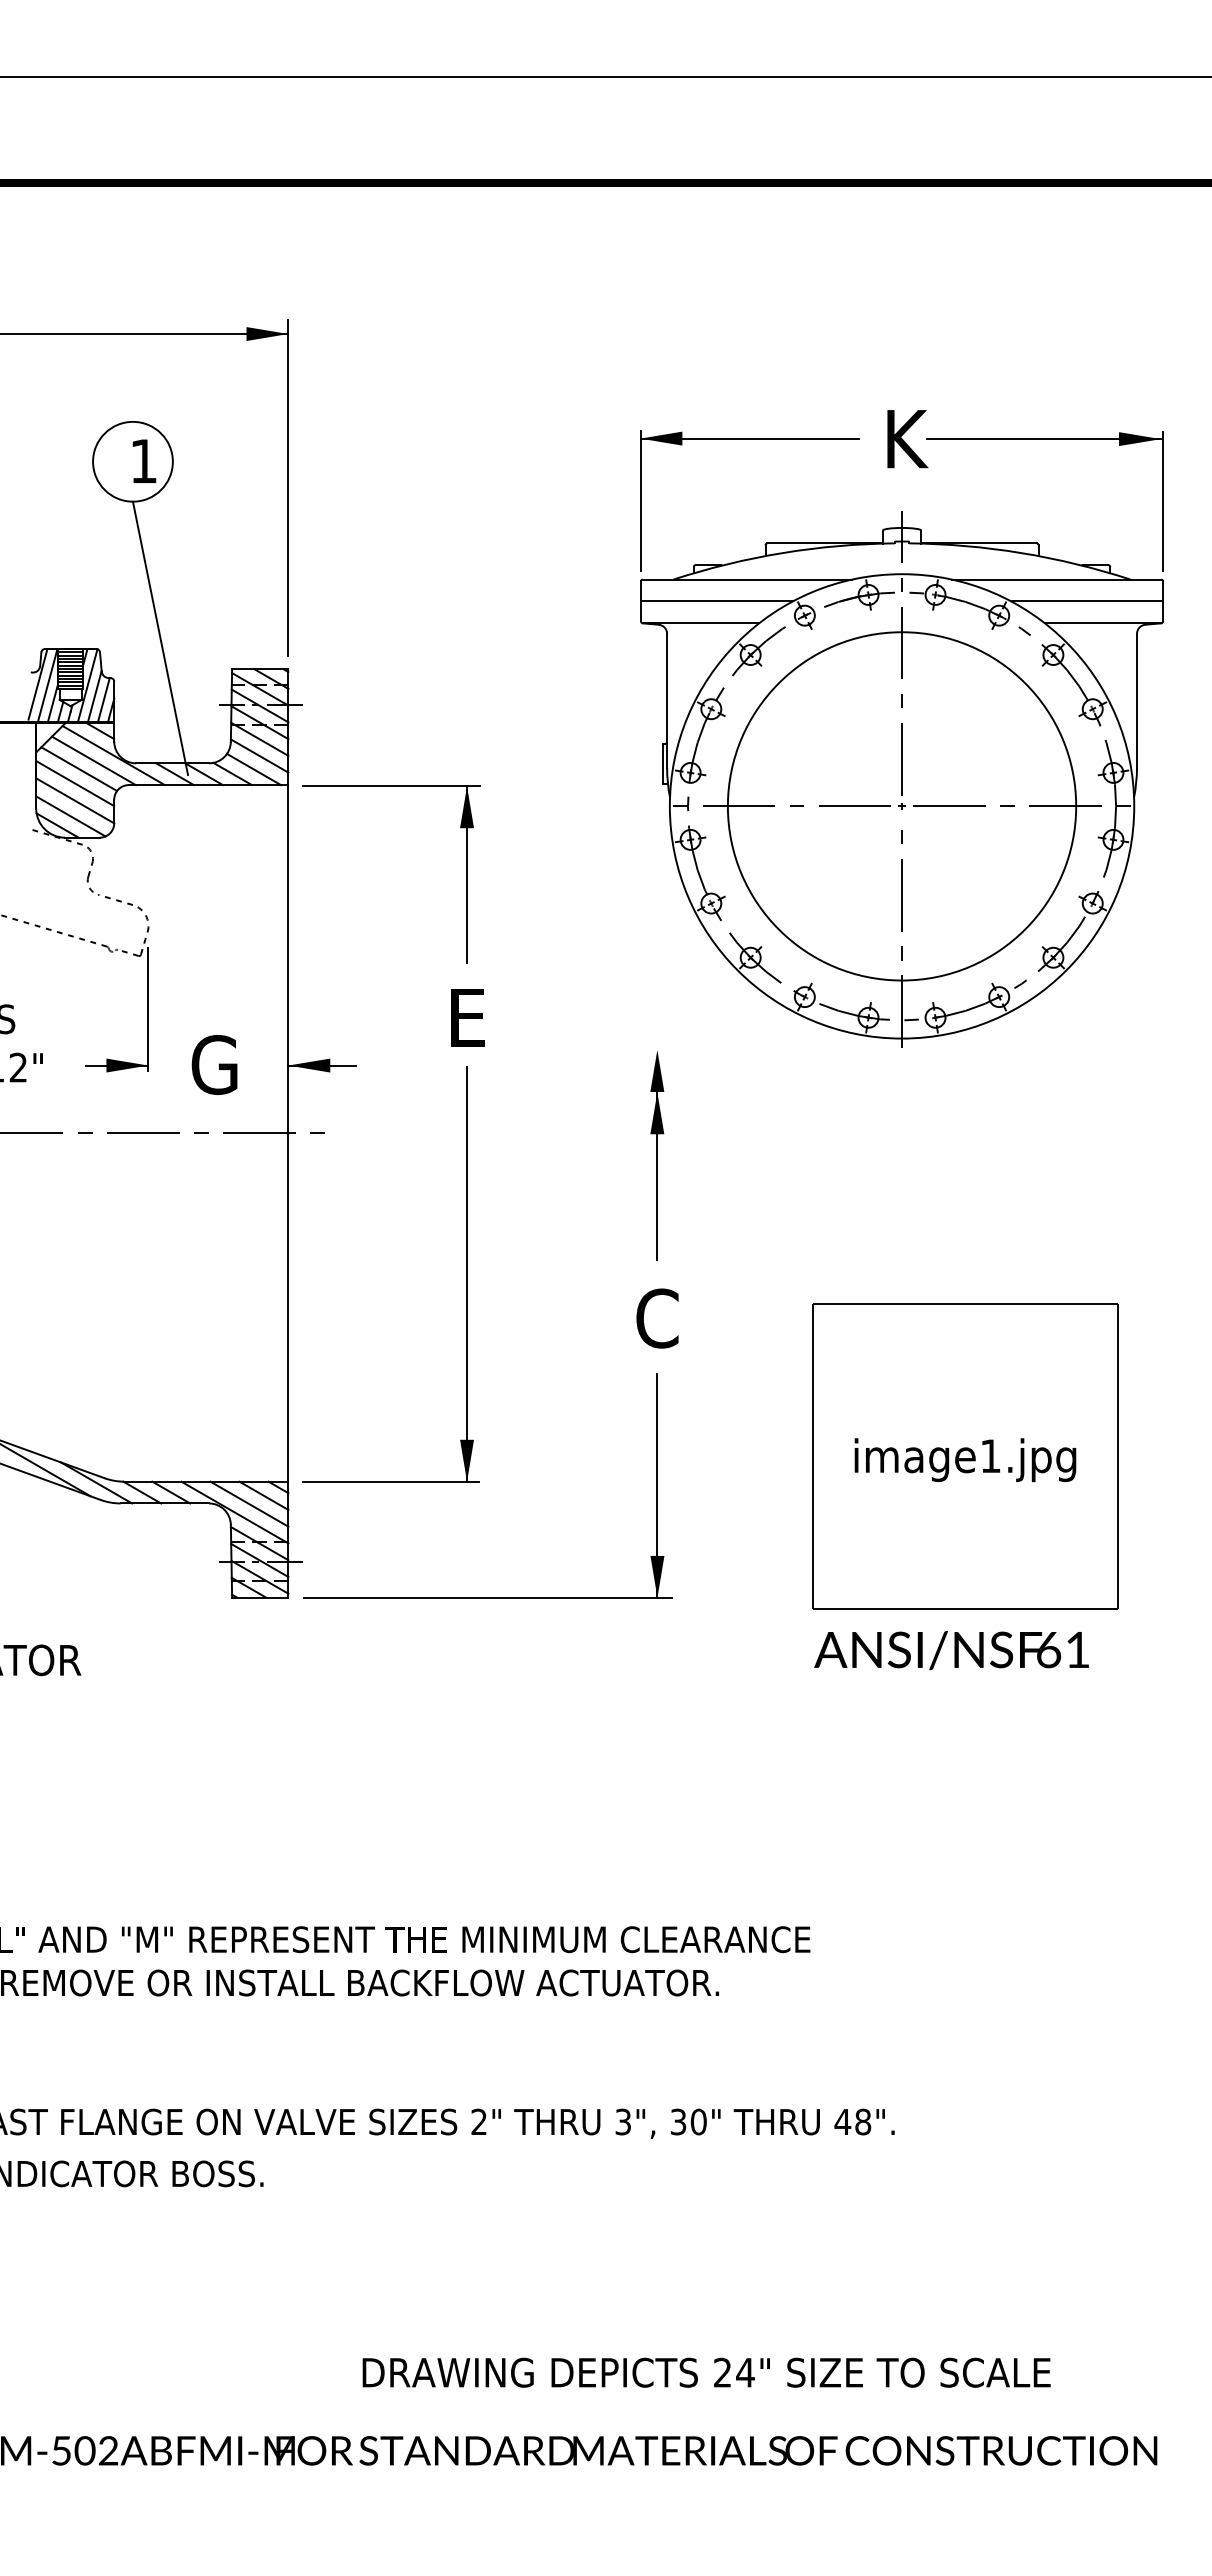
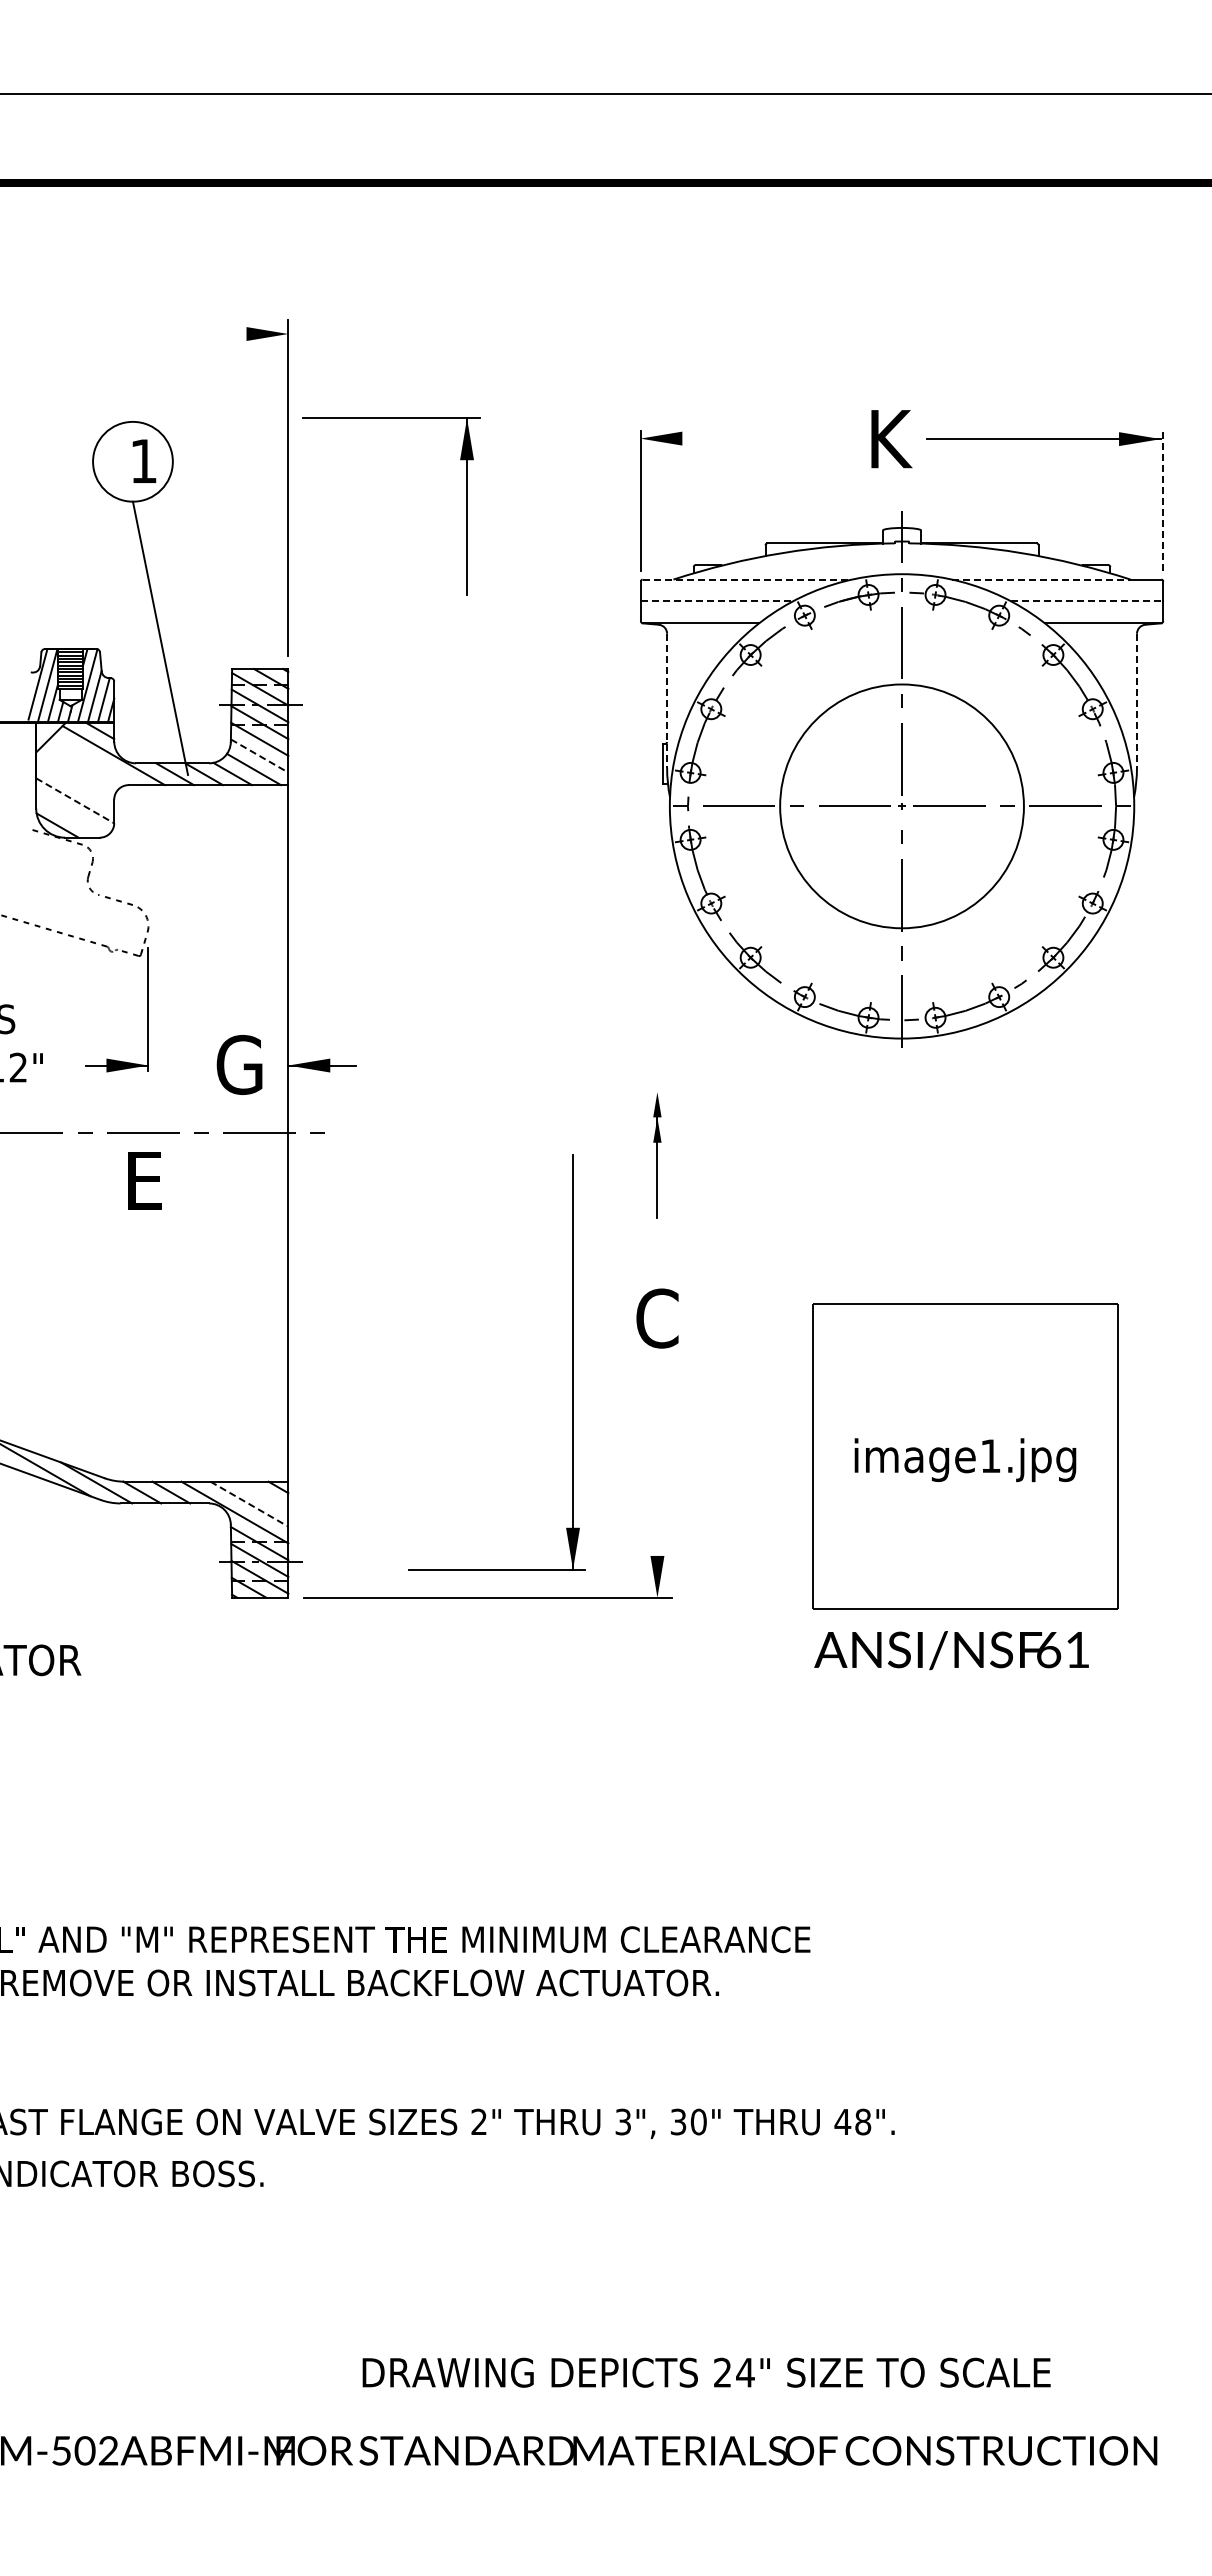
line position: (605, 77) -> (605, 94) (605, 94)
line: present -> none (145, 334)
line: present -> none (749, 438)
text position: (907, 439) -> (891, 439) (891, 439)
line: solid -> dashed (1163, 501)
line: solid -> dashed (747, 579)
line: solid -> dashed (1041, 579)
line: solid -> dashed (717, 601)
line: solid -> dashed (1087, 601)
line: solid -> dashed (667, 701)
line: solid -> dashed (1136, 701)
line: solid -> dashed (260, 756)
line: present -> none (93, 760)
line: present -> none (79, 769)
line: present -> none (75, 783)
line: solid -> dashed (75, 801)
circle diameter: 348 px -> 244 px (901, 806)
line: present -> none (70, 816)
part position: (466, 874) -> (466, 506) (466, 506)
text position: (467, 1017) -> (144, 1180) (144, 1180)
text position: (214, 1064) -> (239, 1064) (239, 1064)
part size: 15x211 px -> 9x126 px (657, 1155)
part position: (466, 1274) -> (572, 1362) (572, 1362)
line: present -> none (657, 1485)
line: present -> none (263, 1495)
line: solid -> dashed (249, 1504)
